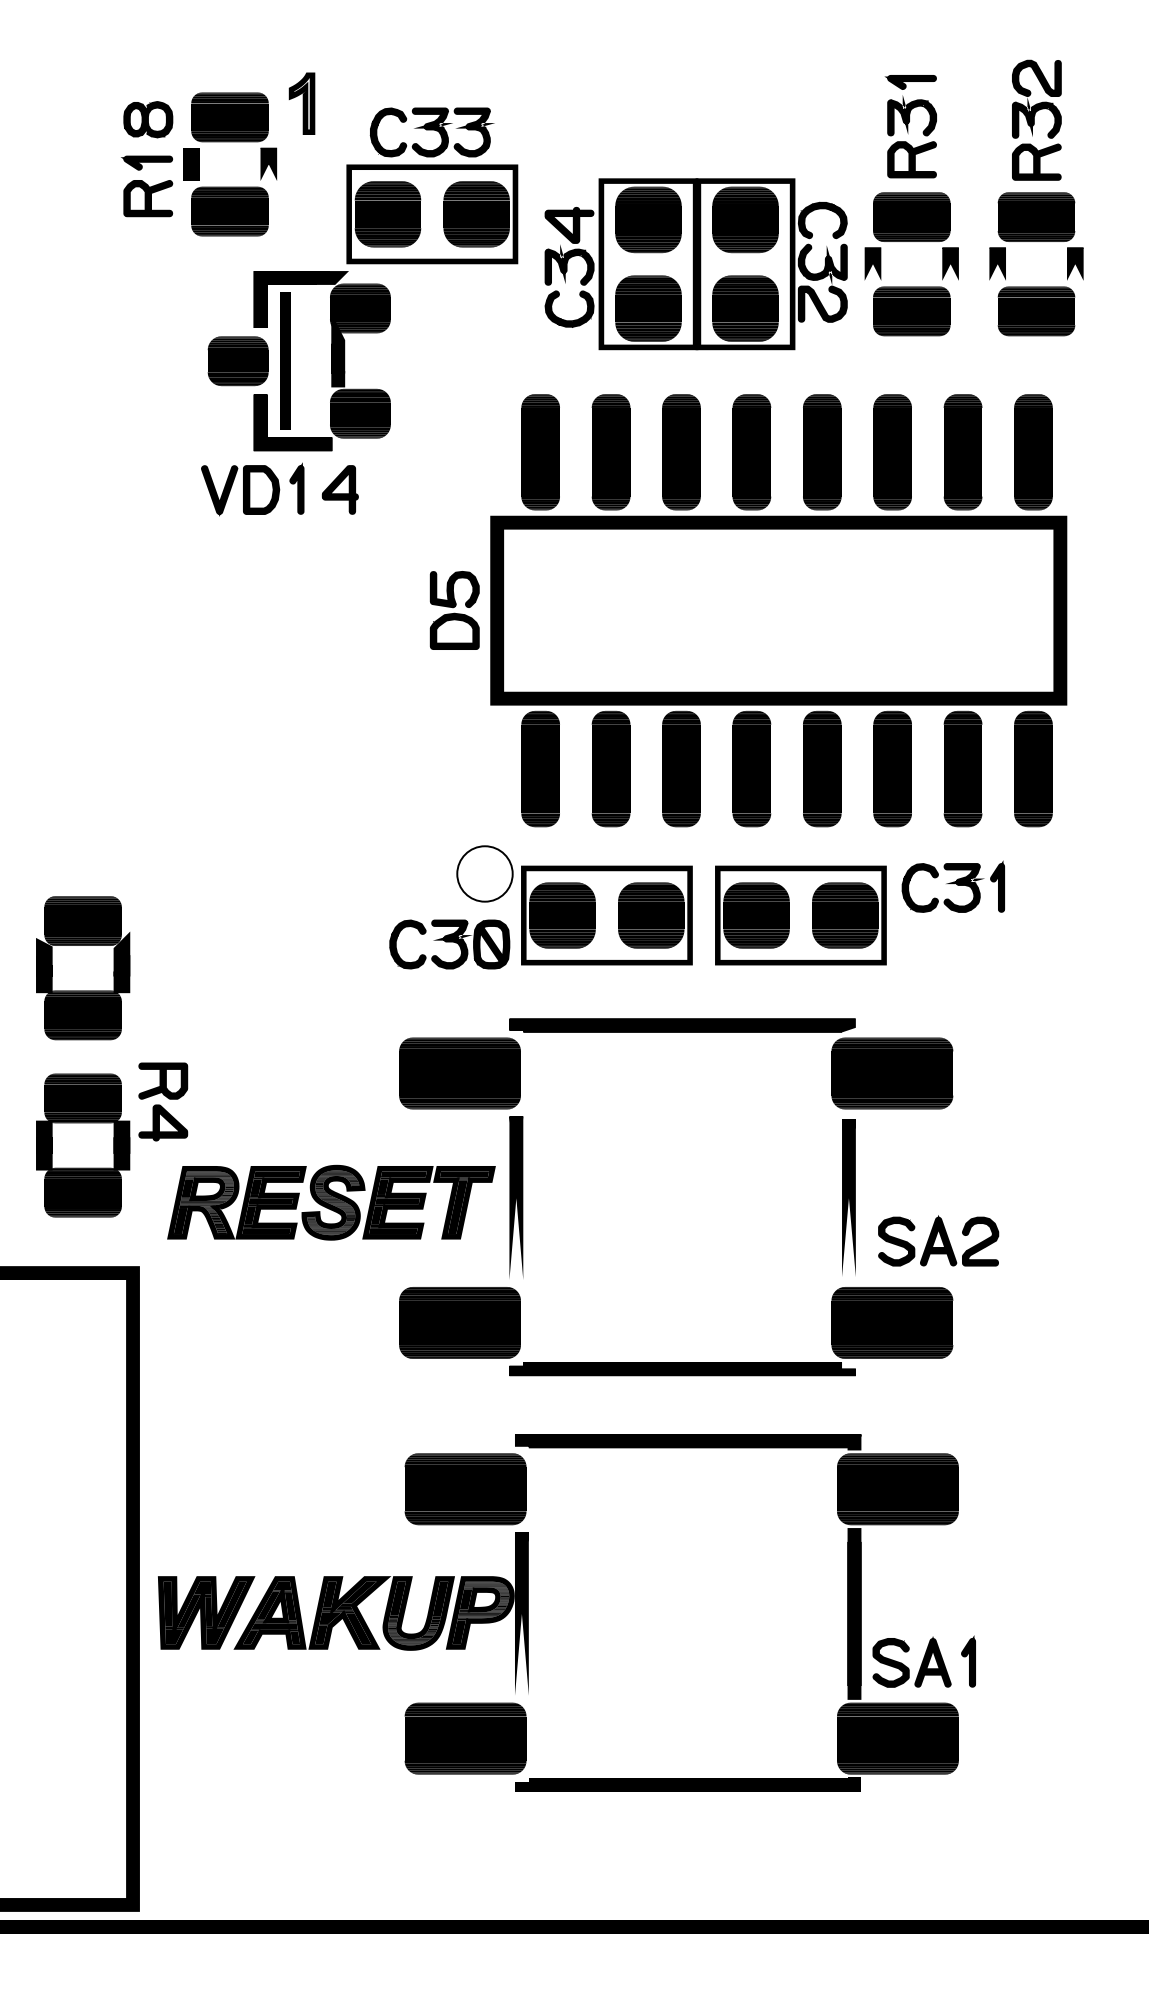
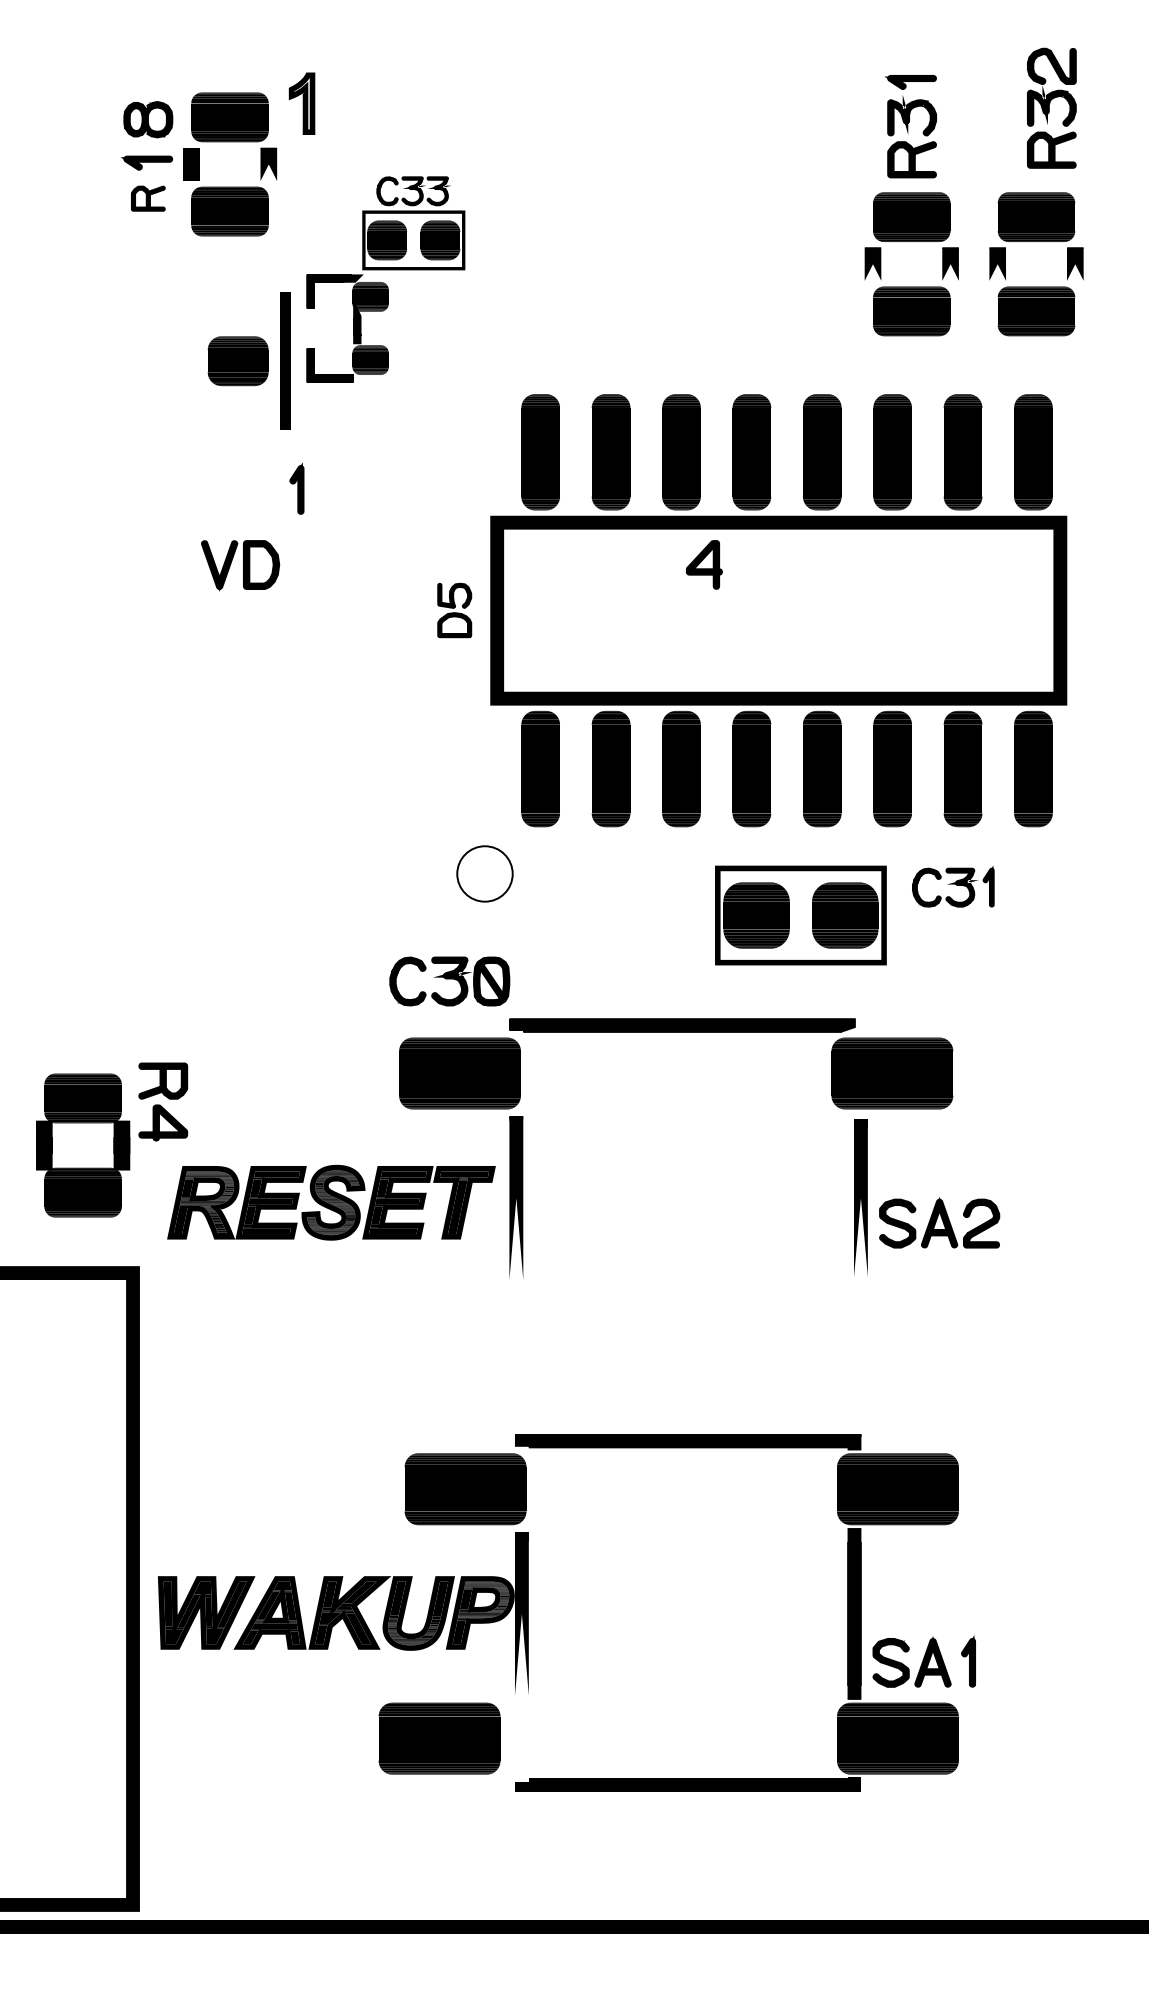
part position: (1036, 119) -> (1051, 107) (1051, 107)
part size: 51x38 px -> 35x27 px (148, 198)
part: present -> none (695, 264)
part size: 266x345 px -> 160x207 px (385, 279)
part position: (339, 489) -> (703, 564) (703, 564)
part position: (240, 490) -> (240, 565) (240, 565)
part size: 51x79 px -> 36x57 px (454, 610)
part size: 104x53 px -> 83x42 px (953, 886)
part: present -> none (606, 915)
part position: (449, 944) -> (449, 981) (449, 981)
part: present -> none (83, 968)
part position: (848, 1197) -> (860, 1197) (860, 1197)
part position: (938, 1240) -> (939, 1222) (939, 1222)
part: present -> none (676, 1362)
part position: (465, 1738) -> (439, 1738) (439, 1738)
